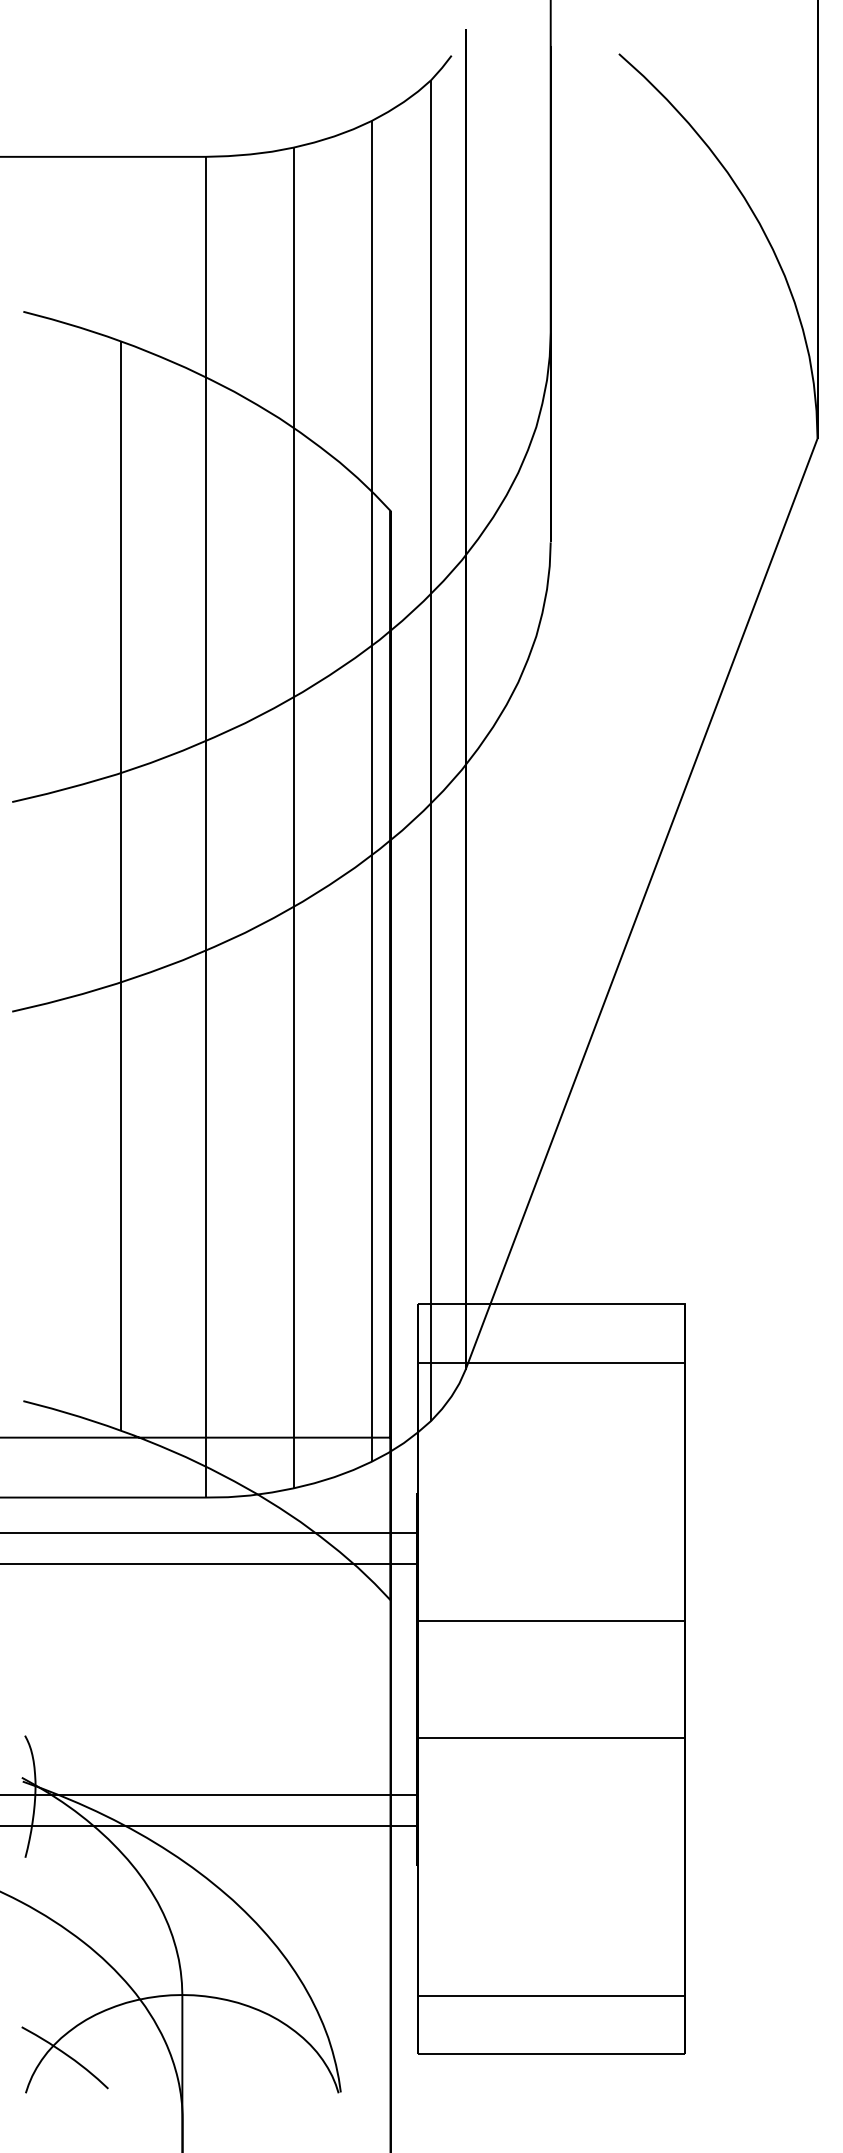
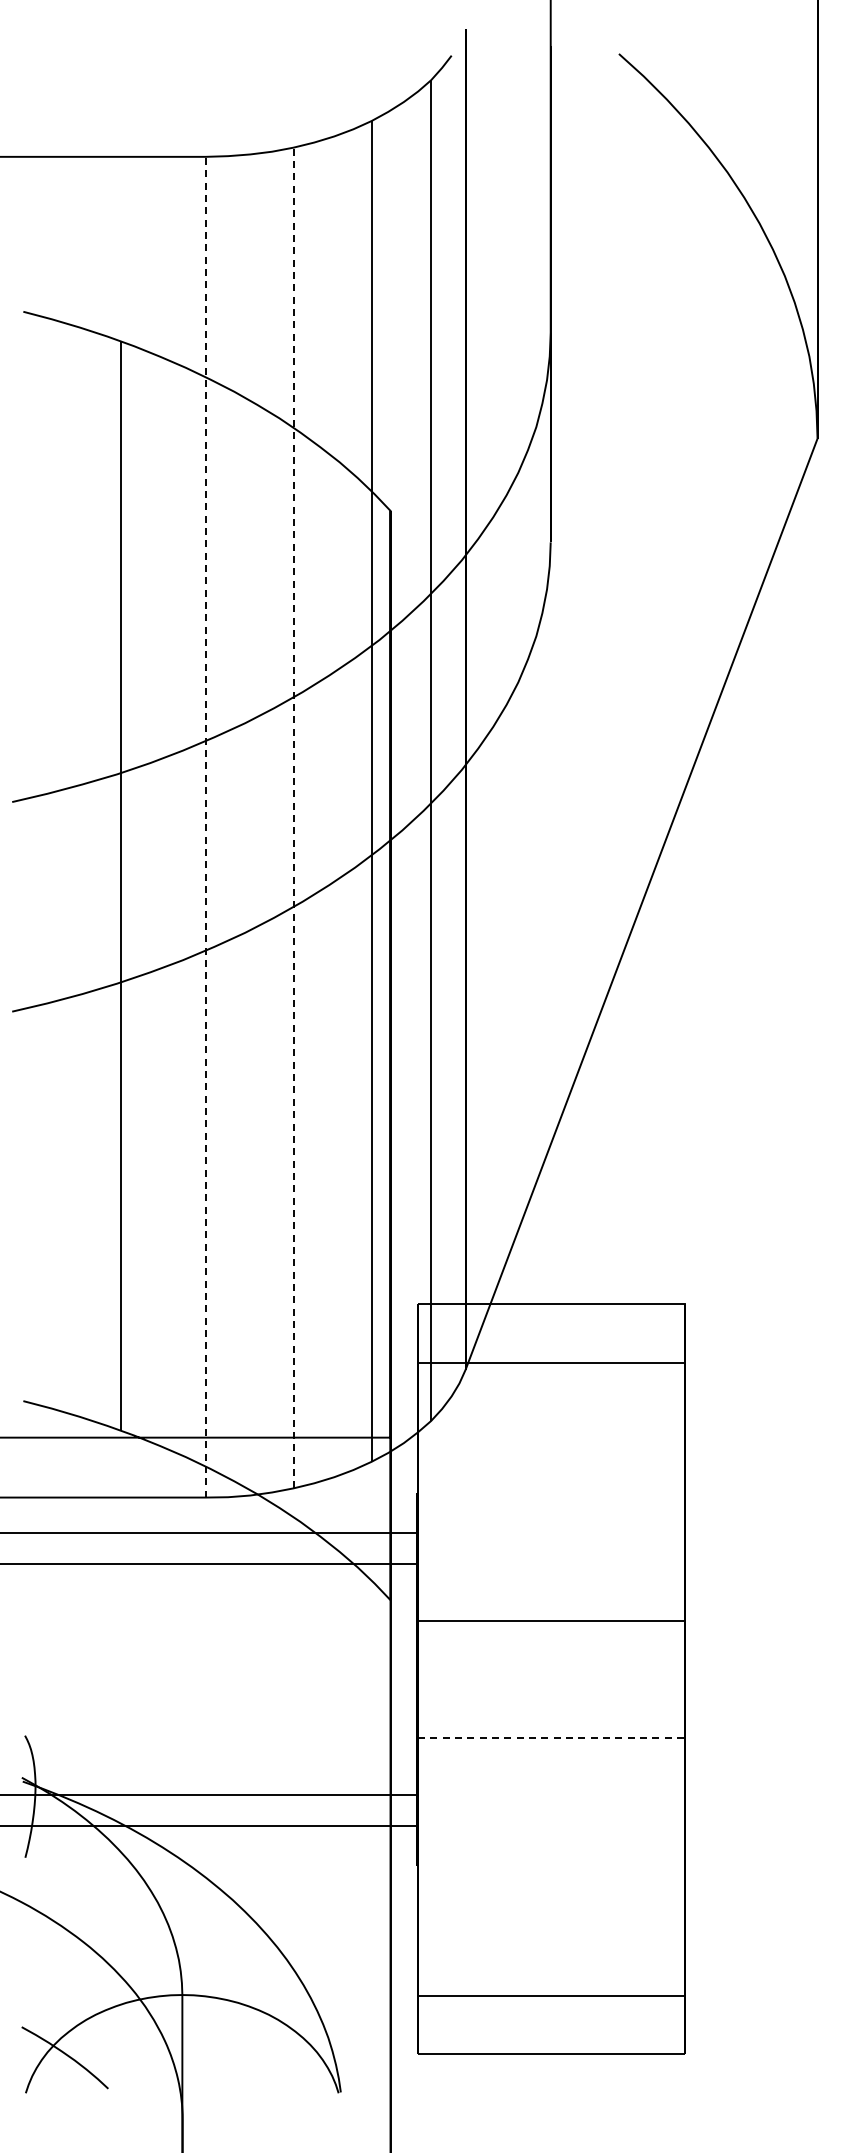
line: solid -> dashed (293, 817)
line: solid -> dashed (205, 826)
line: solid -> dashed (551, 1737)
